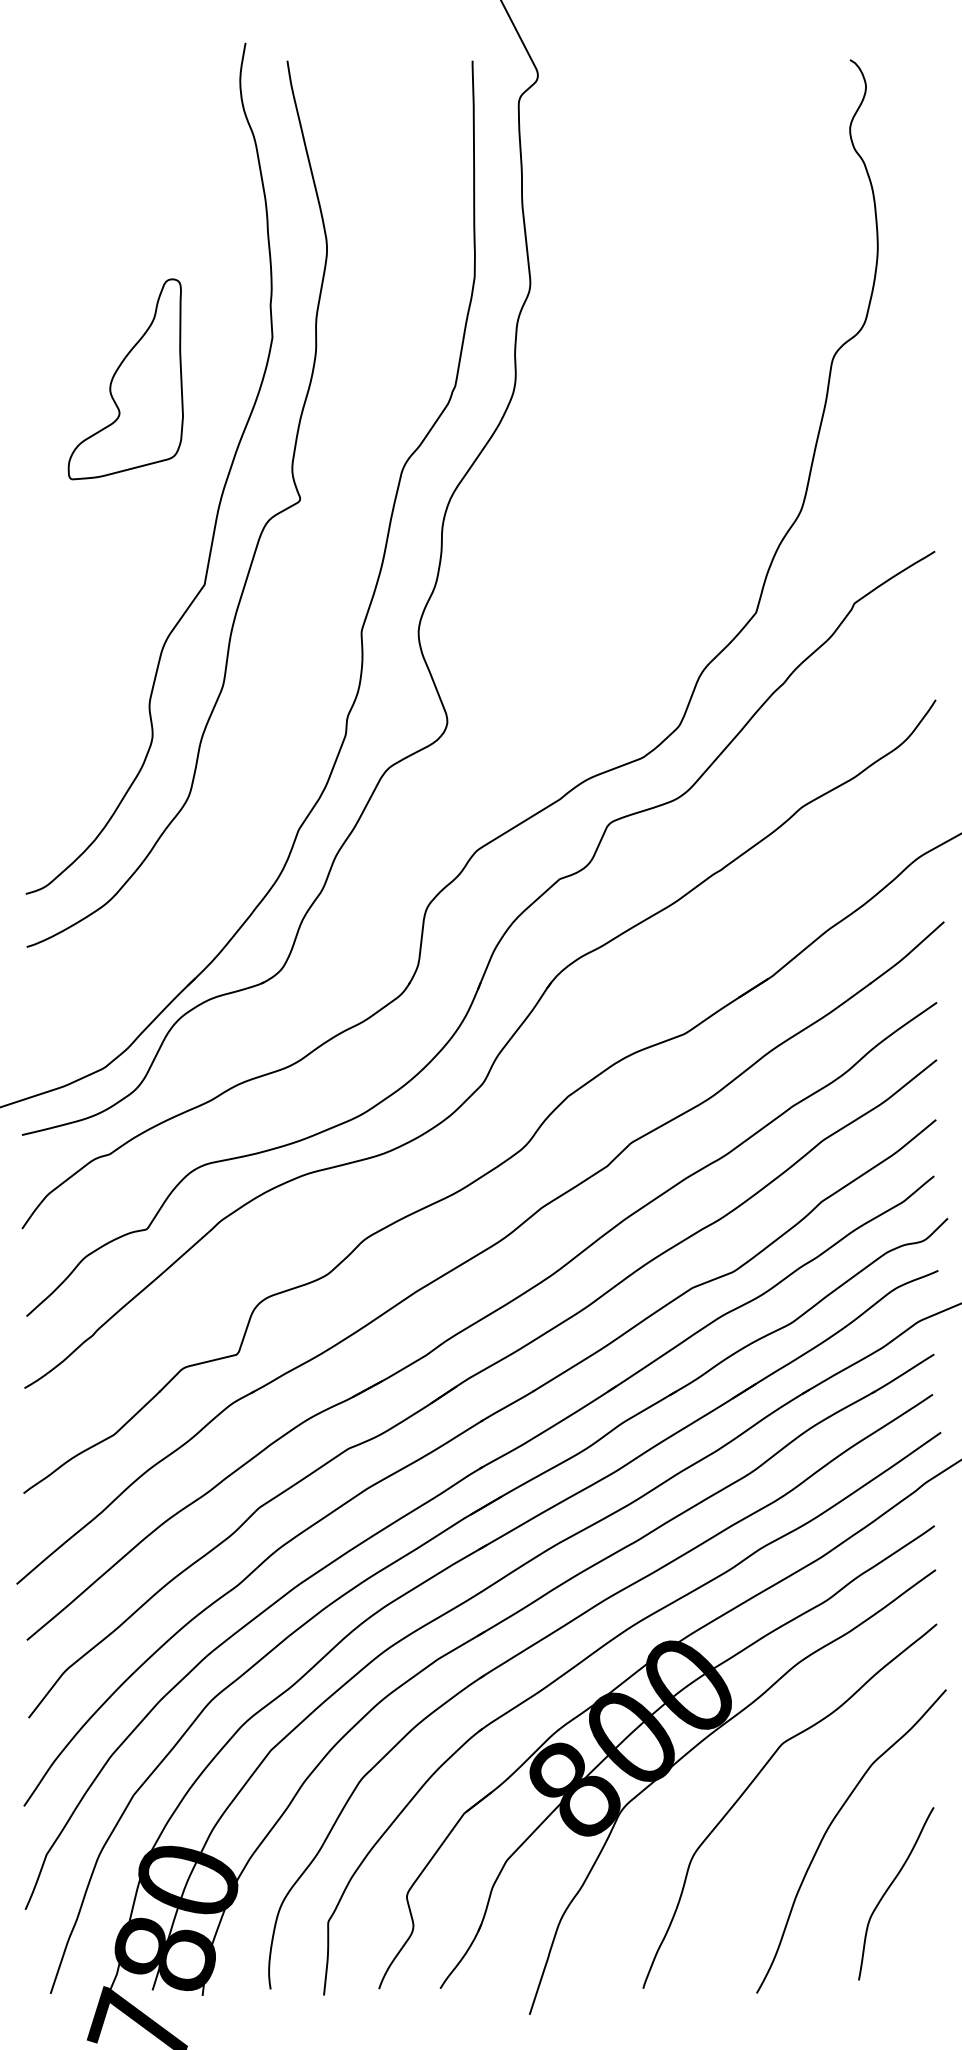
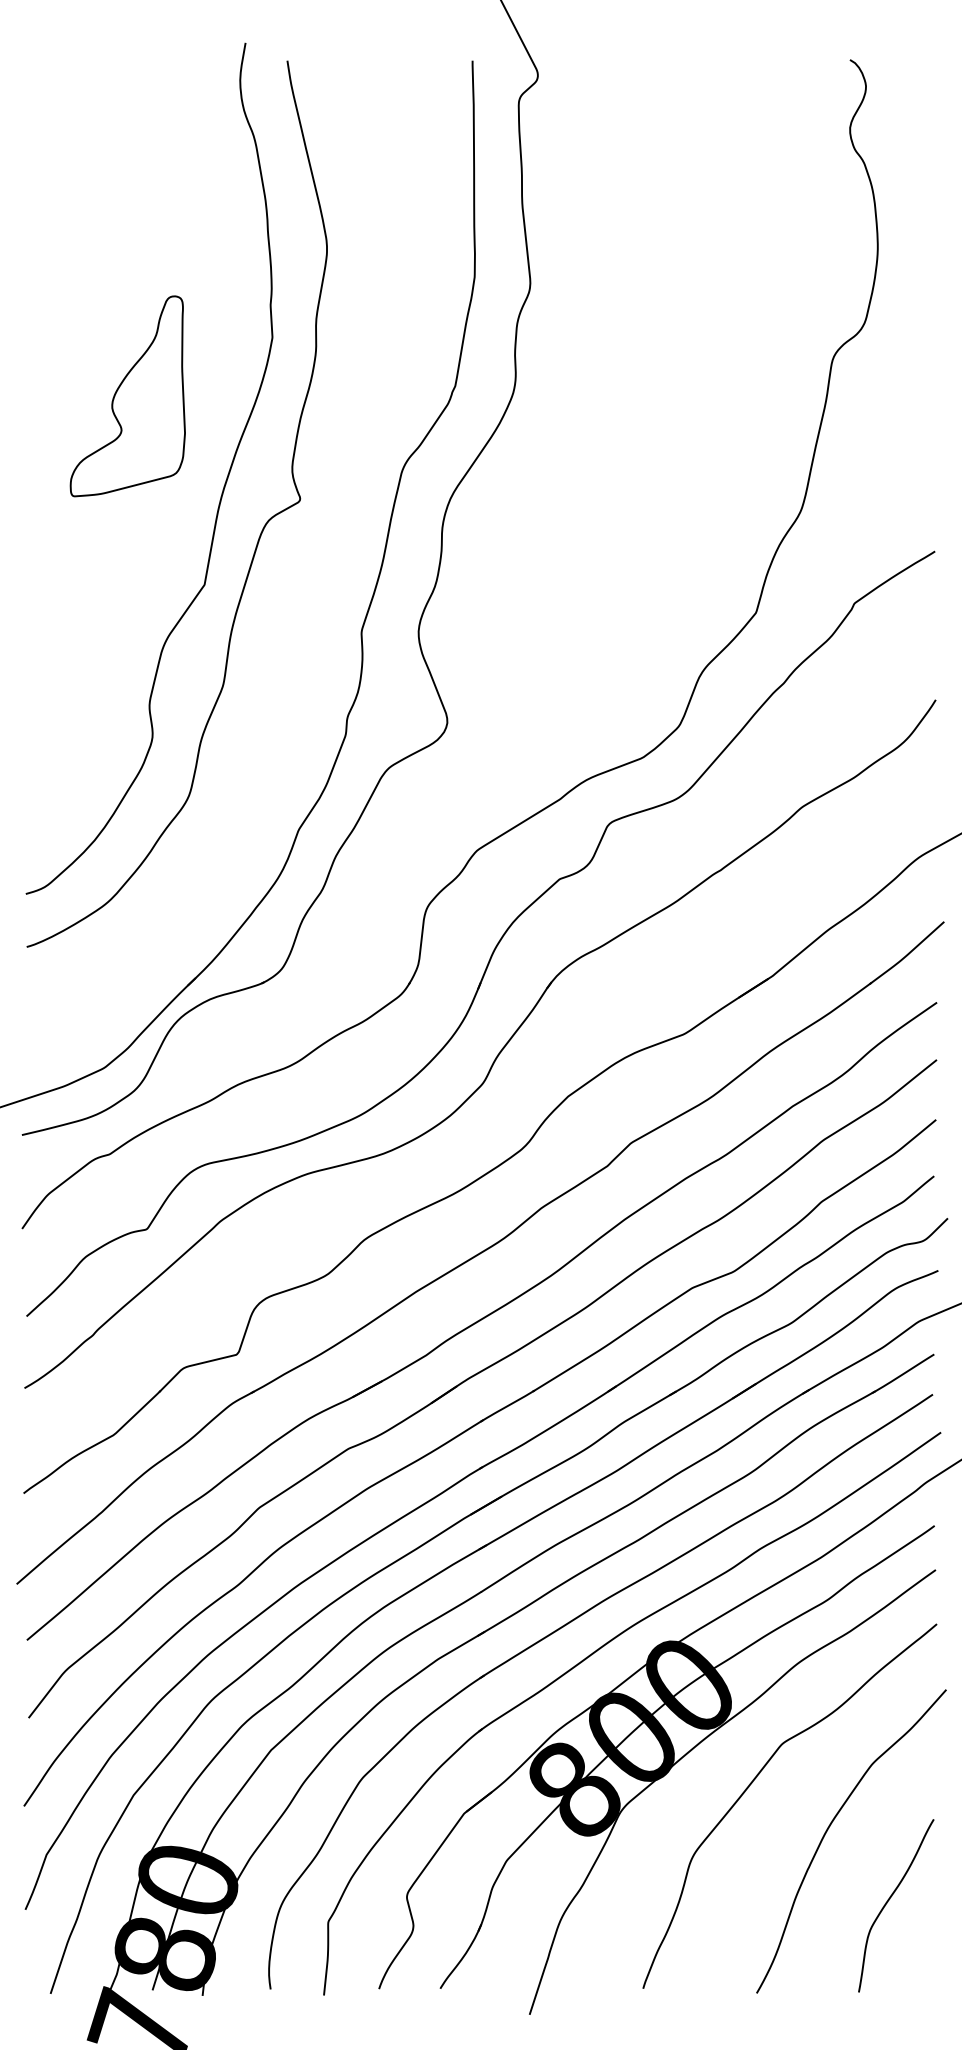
part position: (125, 379) -> (127, 396) (127, 396)
curve position: (890, 1887) -> (890, 1899) (890, 1899)
